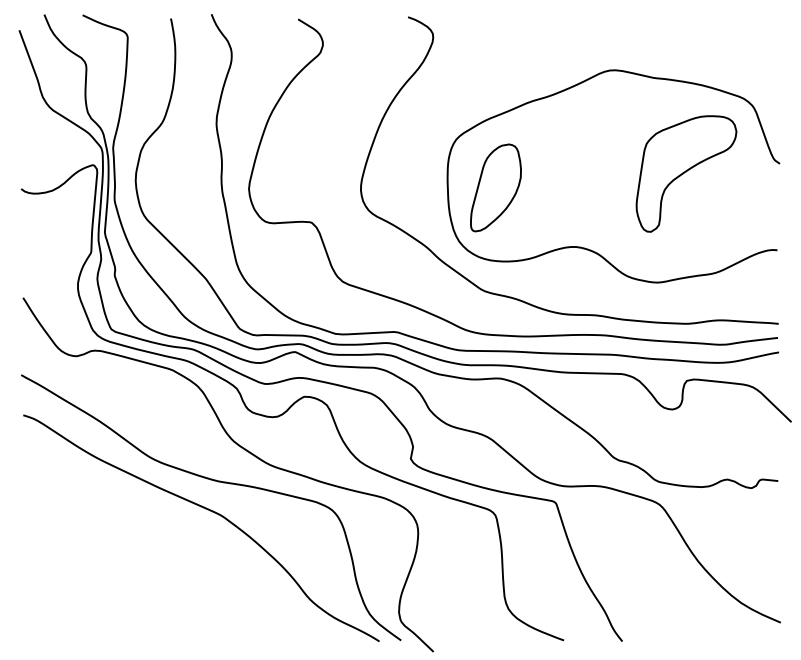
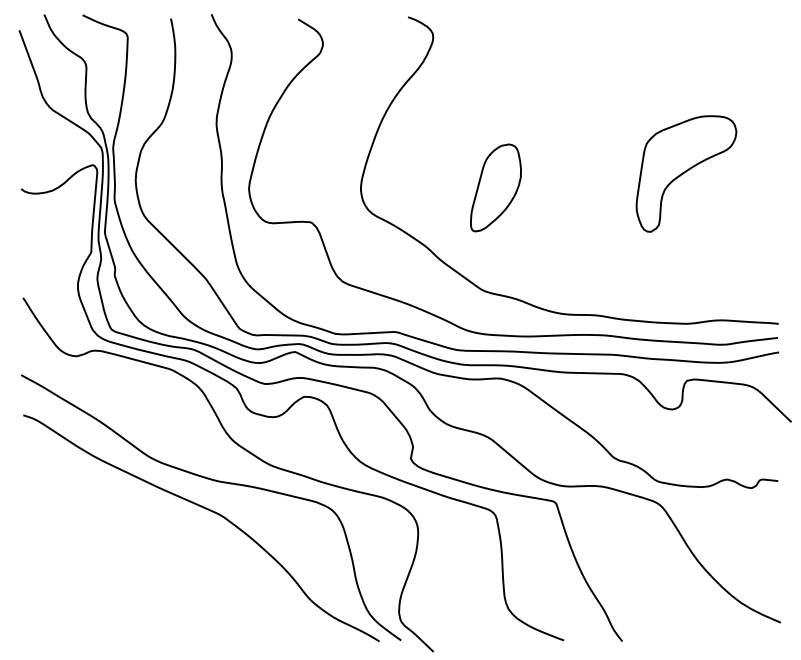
curve: present -> none (588, 248)
